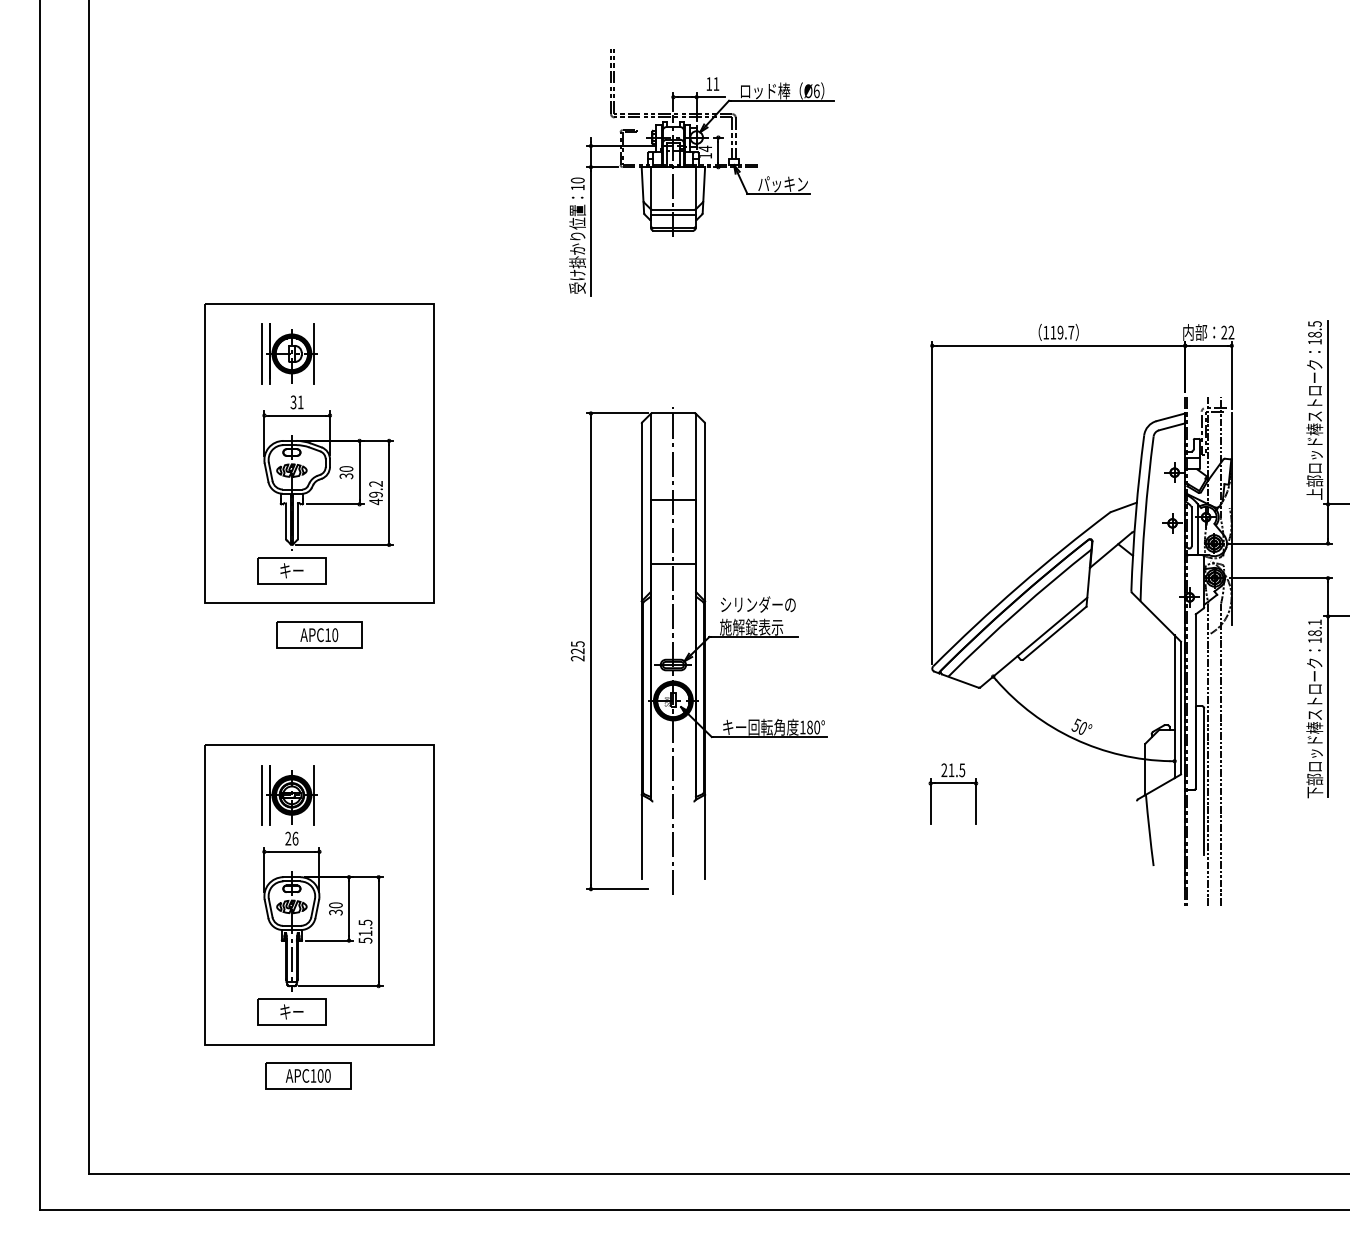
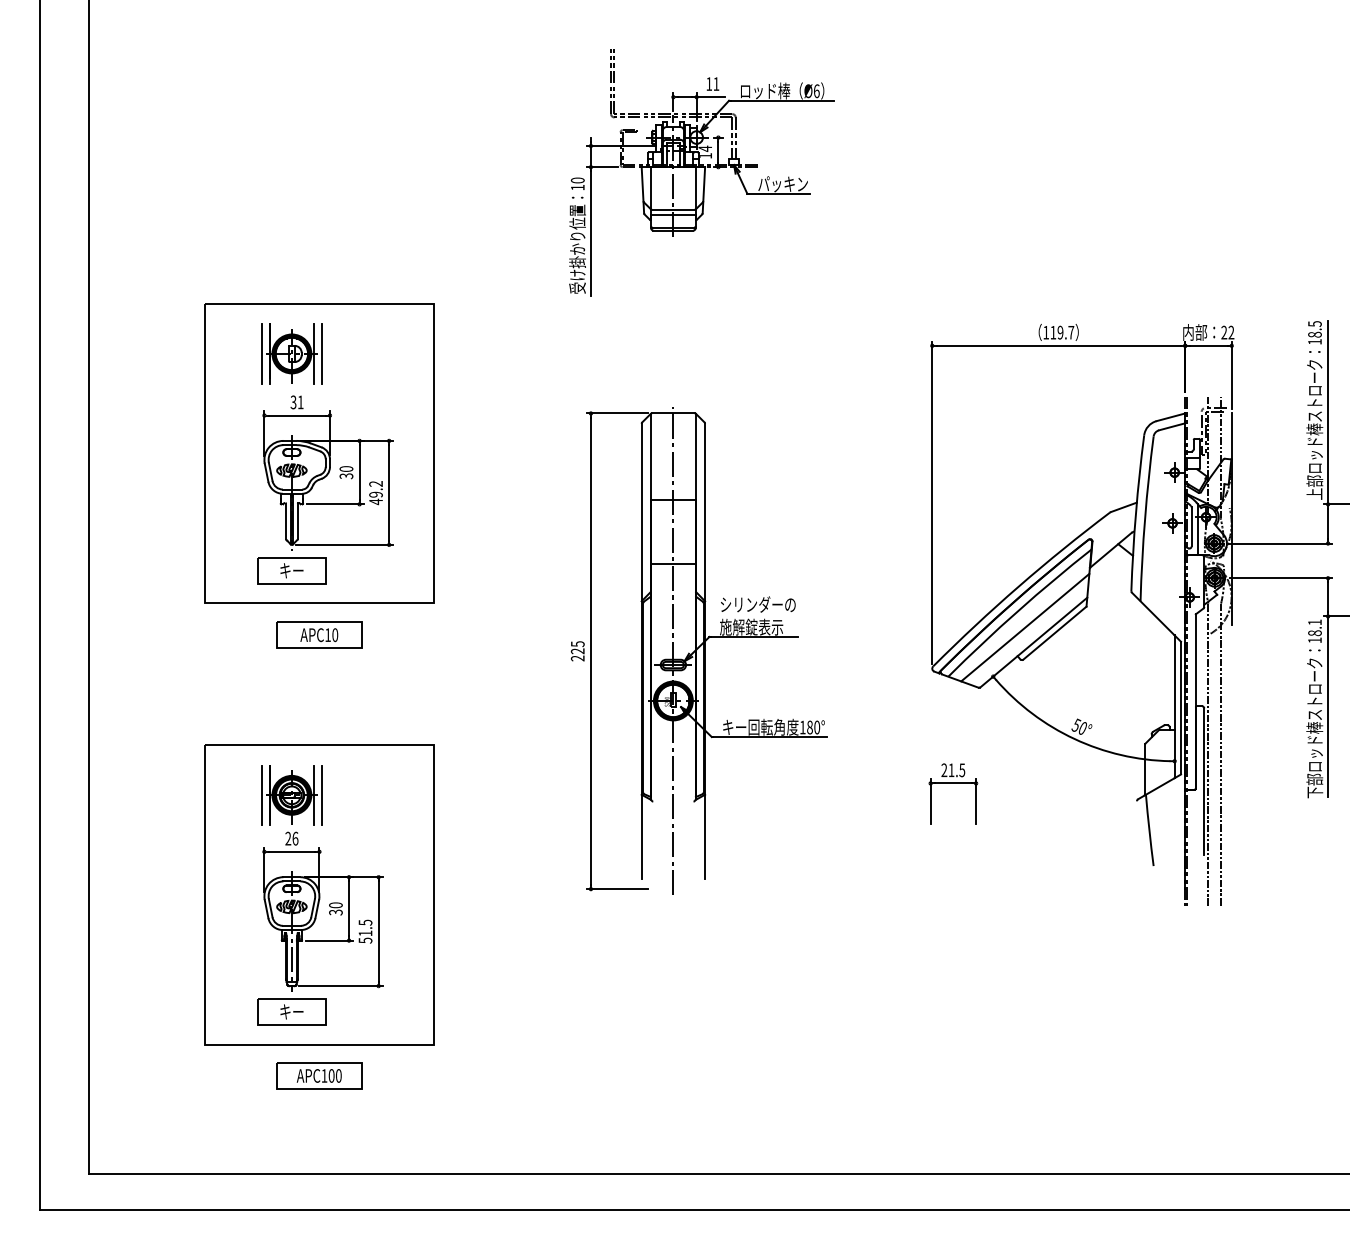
line: none -> present (322, 353)
line: none -> present (1025, 627)
line: none -> present (322, 794)
part position: (308, 1075) -> (319, 1075) (319, 1075)
